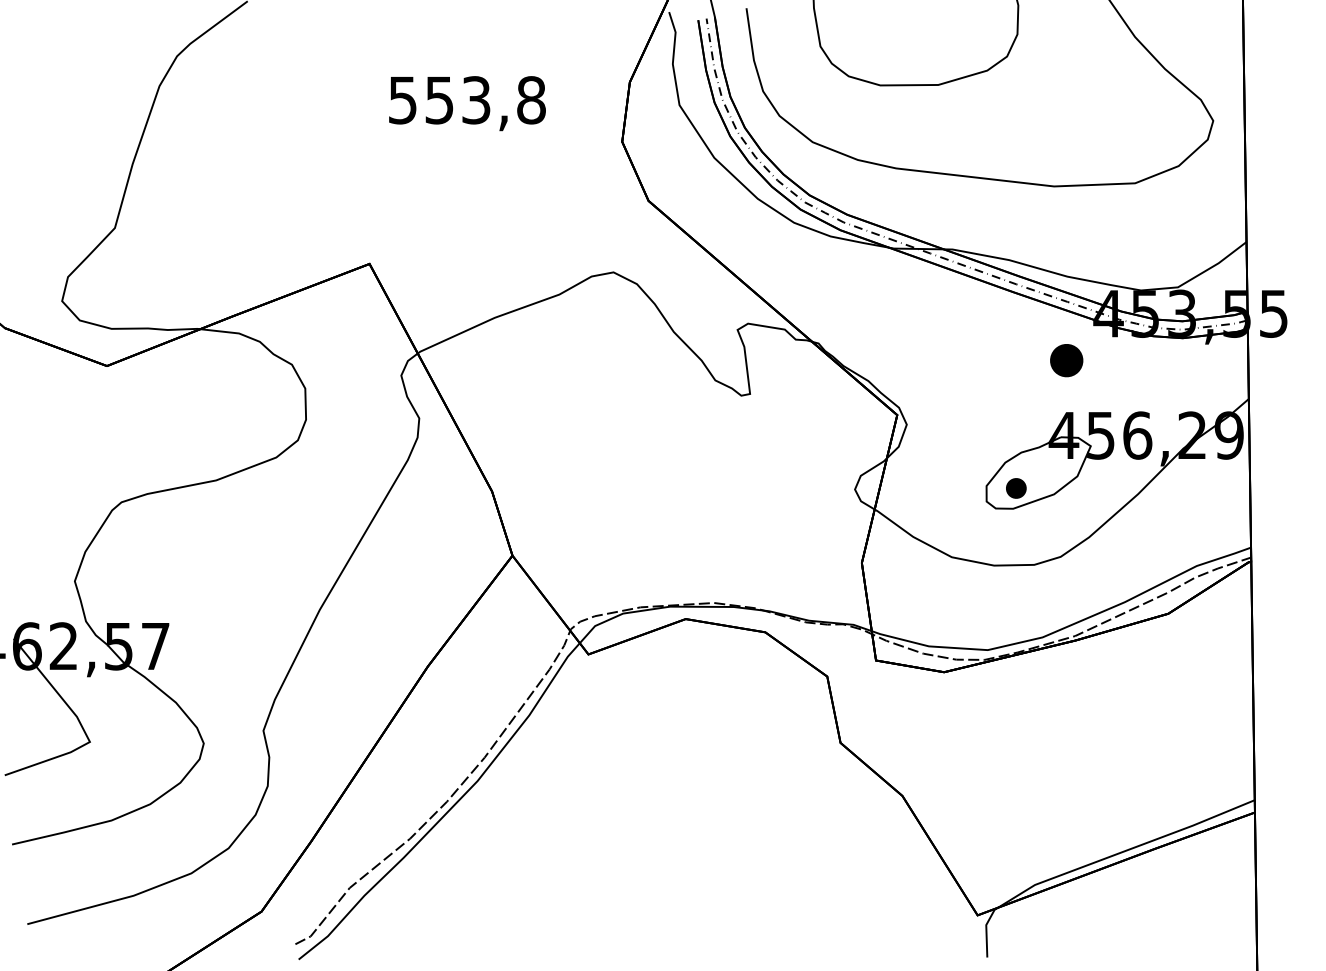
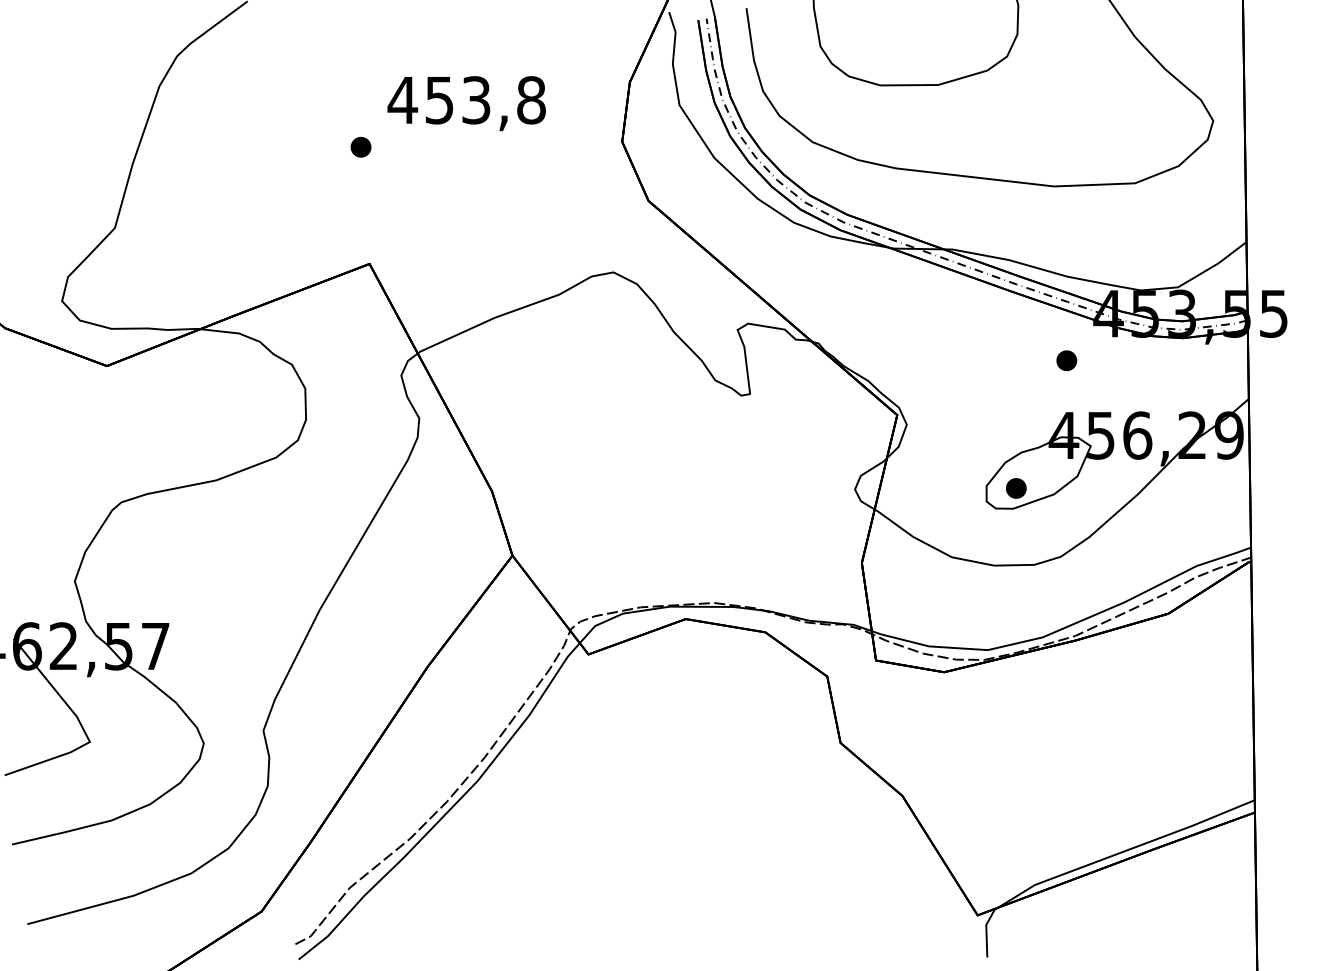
text: 553,8 -> 453,8 (402, 100)
part: none -> present (360, 147)
part size: 34x34 px -> 22x22 px (1066, 360)
